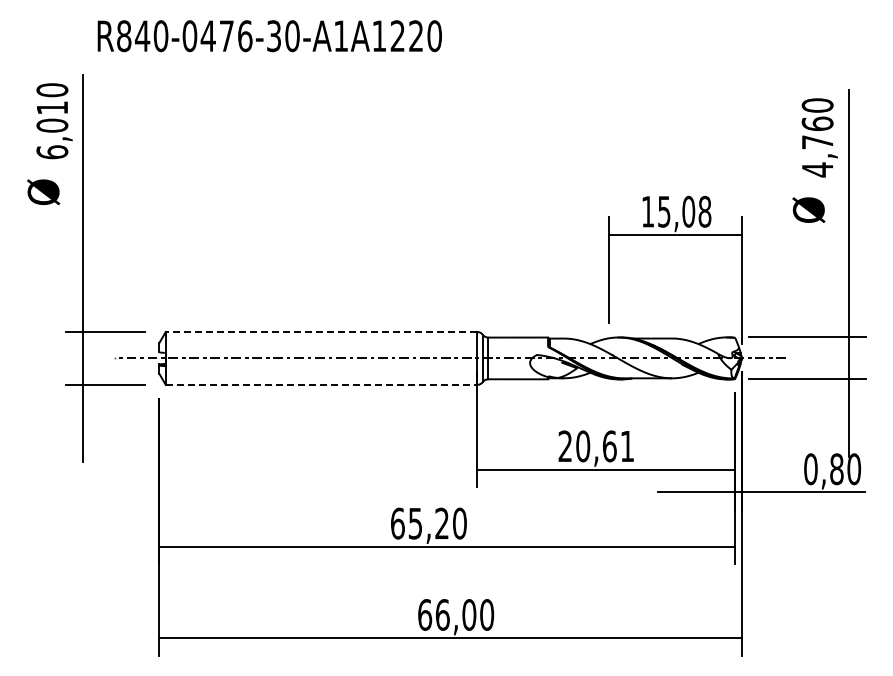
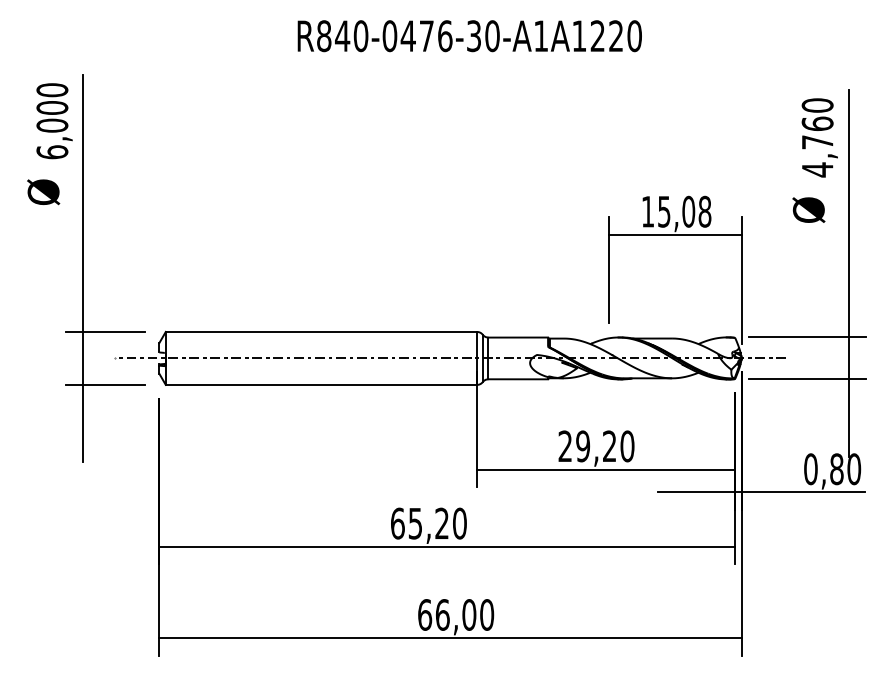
text position: (269, 36) -> (469, 36) (469, 36)
text: 6,010 -> 6,000 (52, 107)
line: dashed -> solid (321, 331)
line: dashed -> solid (321, 384)
text: 20,61 -> 29,20 (605, 446)
